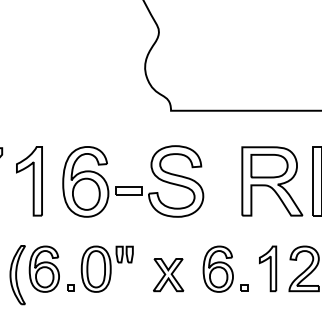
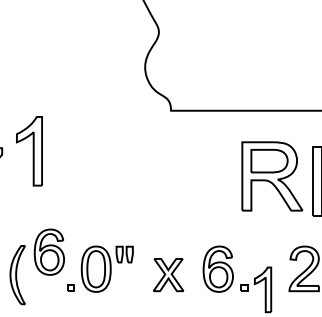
part position: (29, 181) -> (29, 151) (29, 151)
part: present -> none (133, 181)
part position: (272, 181) -> (272, 176) (272, 176)
part position: (43, 268) -> (48, 251) (48, 251)
part position: (268, 268) -> (263, 289) (263, 289)
